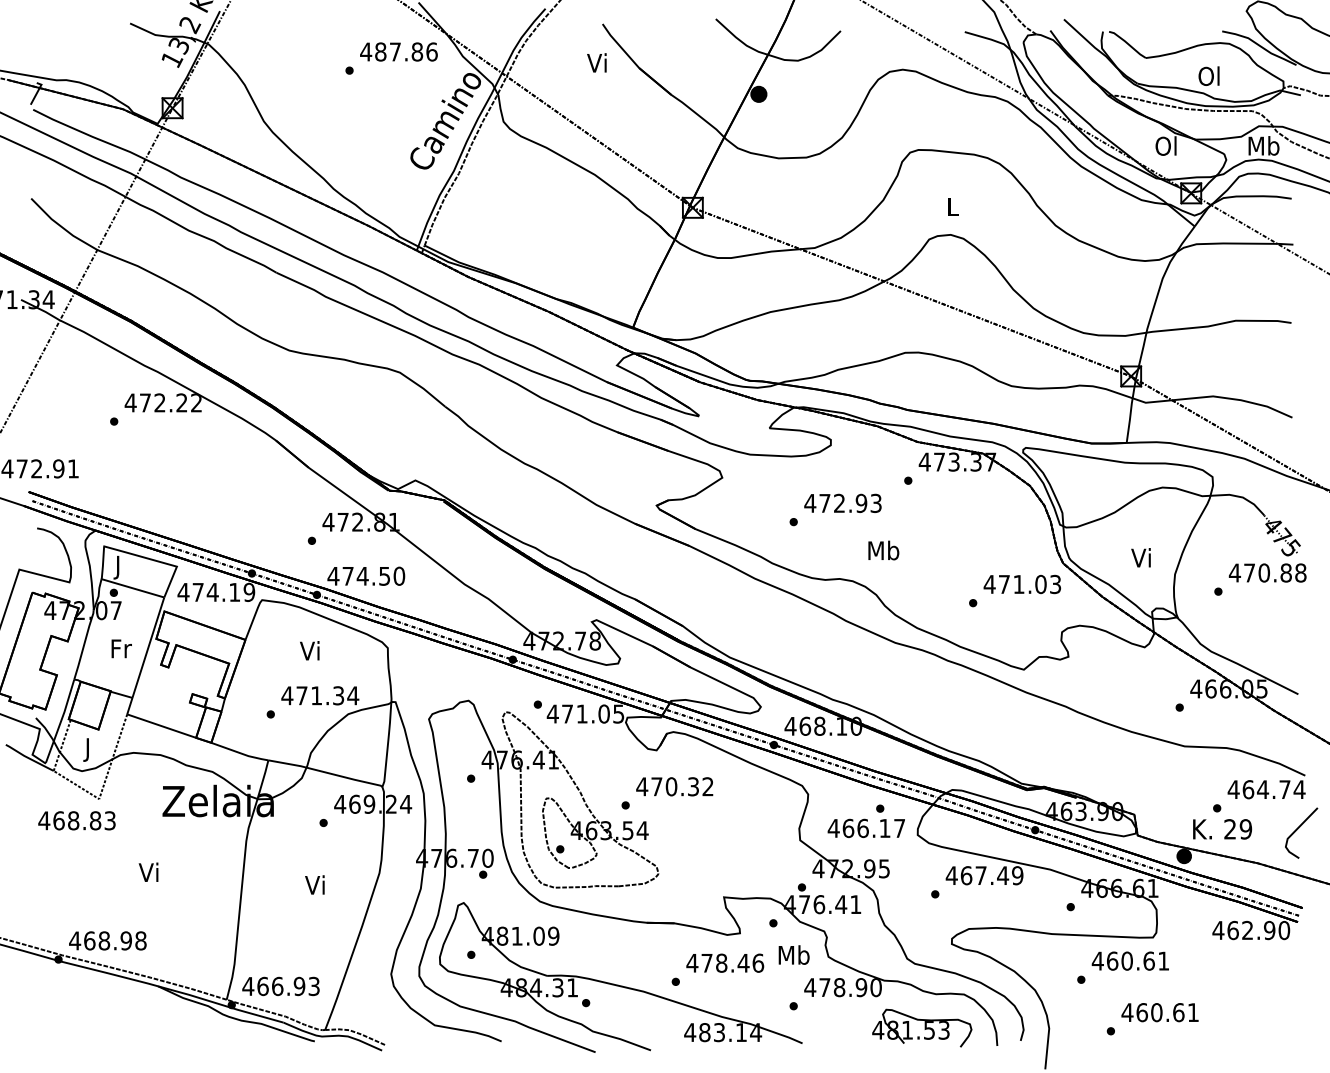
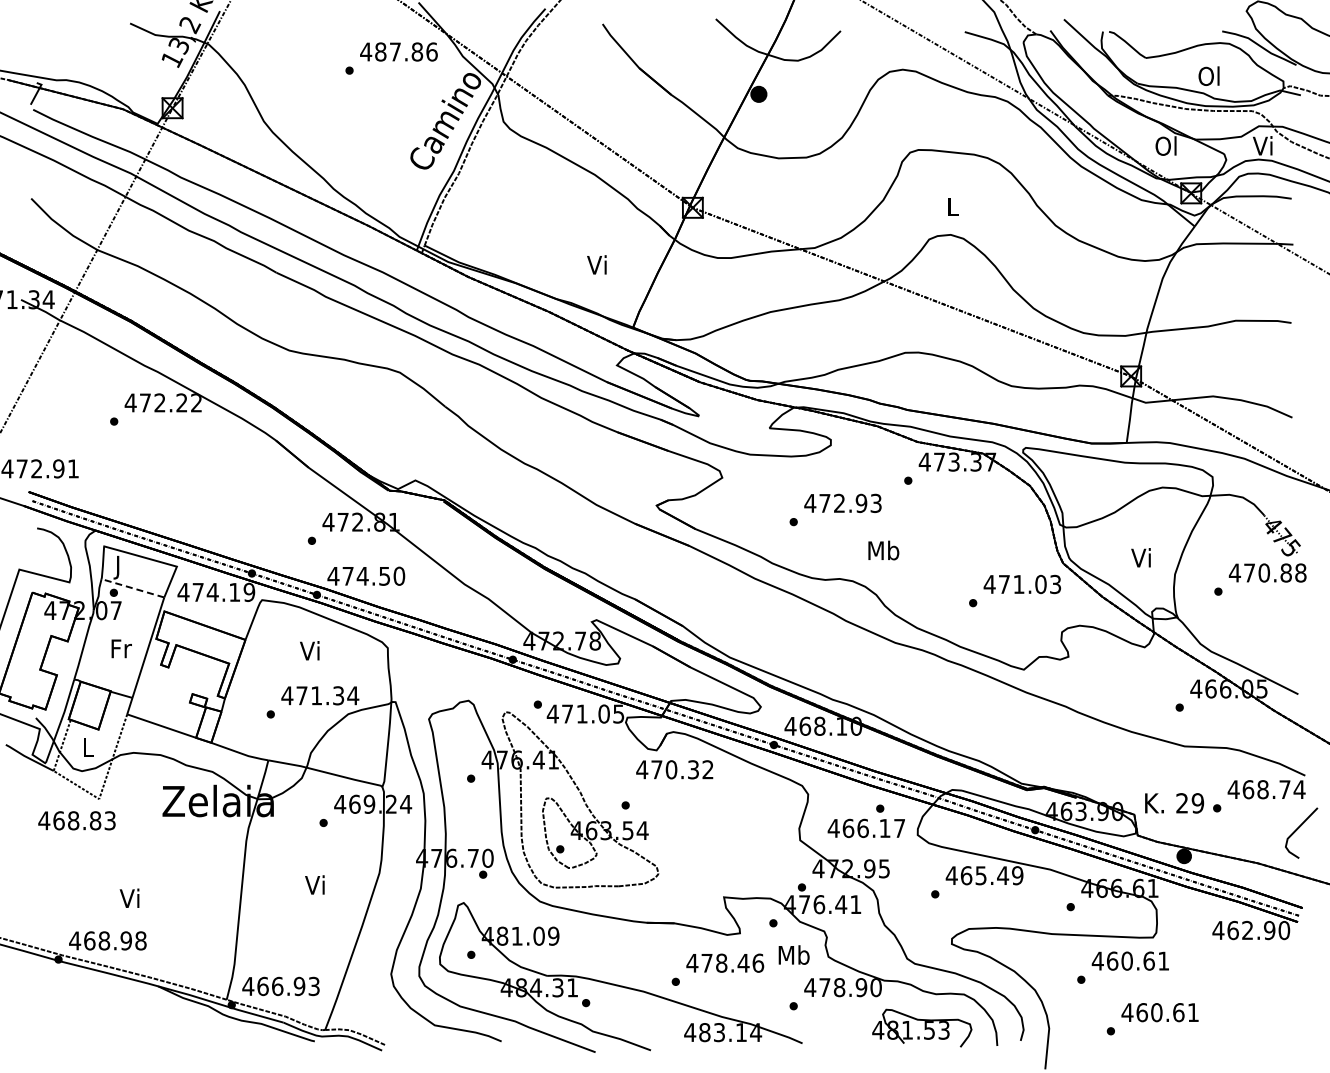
text position: (596, 62) -> (596, 264) (596, 264)
text: Mb -> Vi (1263, 145)
line: solid -> dashed (132, 588)
text: J -> L (88, 749)
text position: (674, 786) -> (674, 769) (674, 769)
text: 464.74 -> 468.74 (1263, 789)
text position: (1222, 829) -> (1174, 803) (1174, 803)
text position: (148, 871) -> (129, 897) (129, 897)
text: 467.49 -> 465.49 (980, 875)
